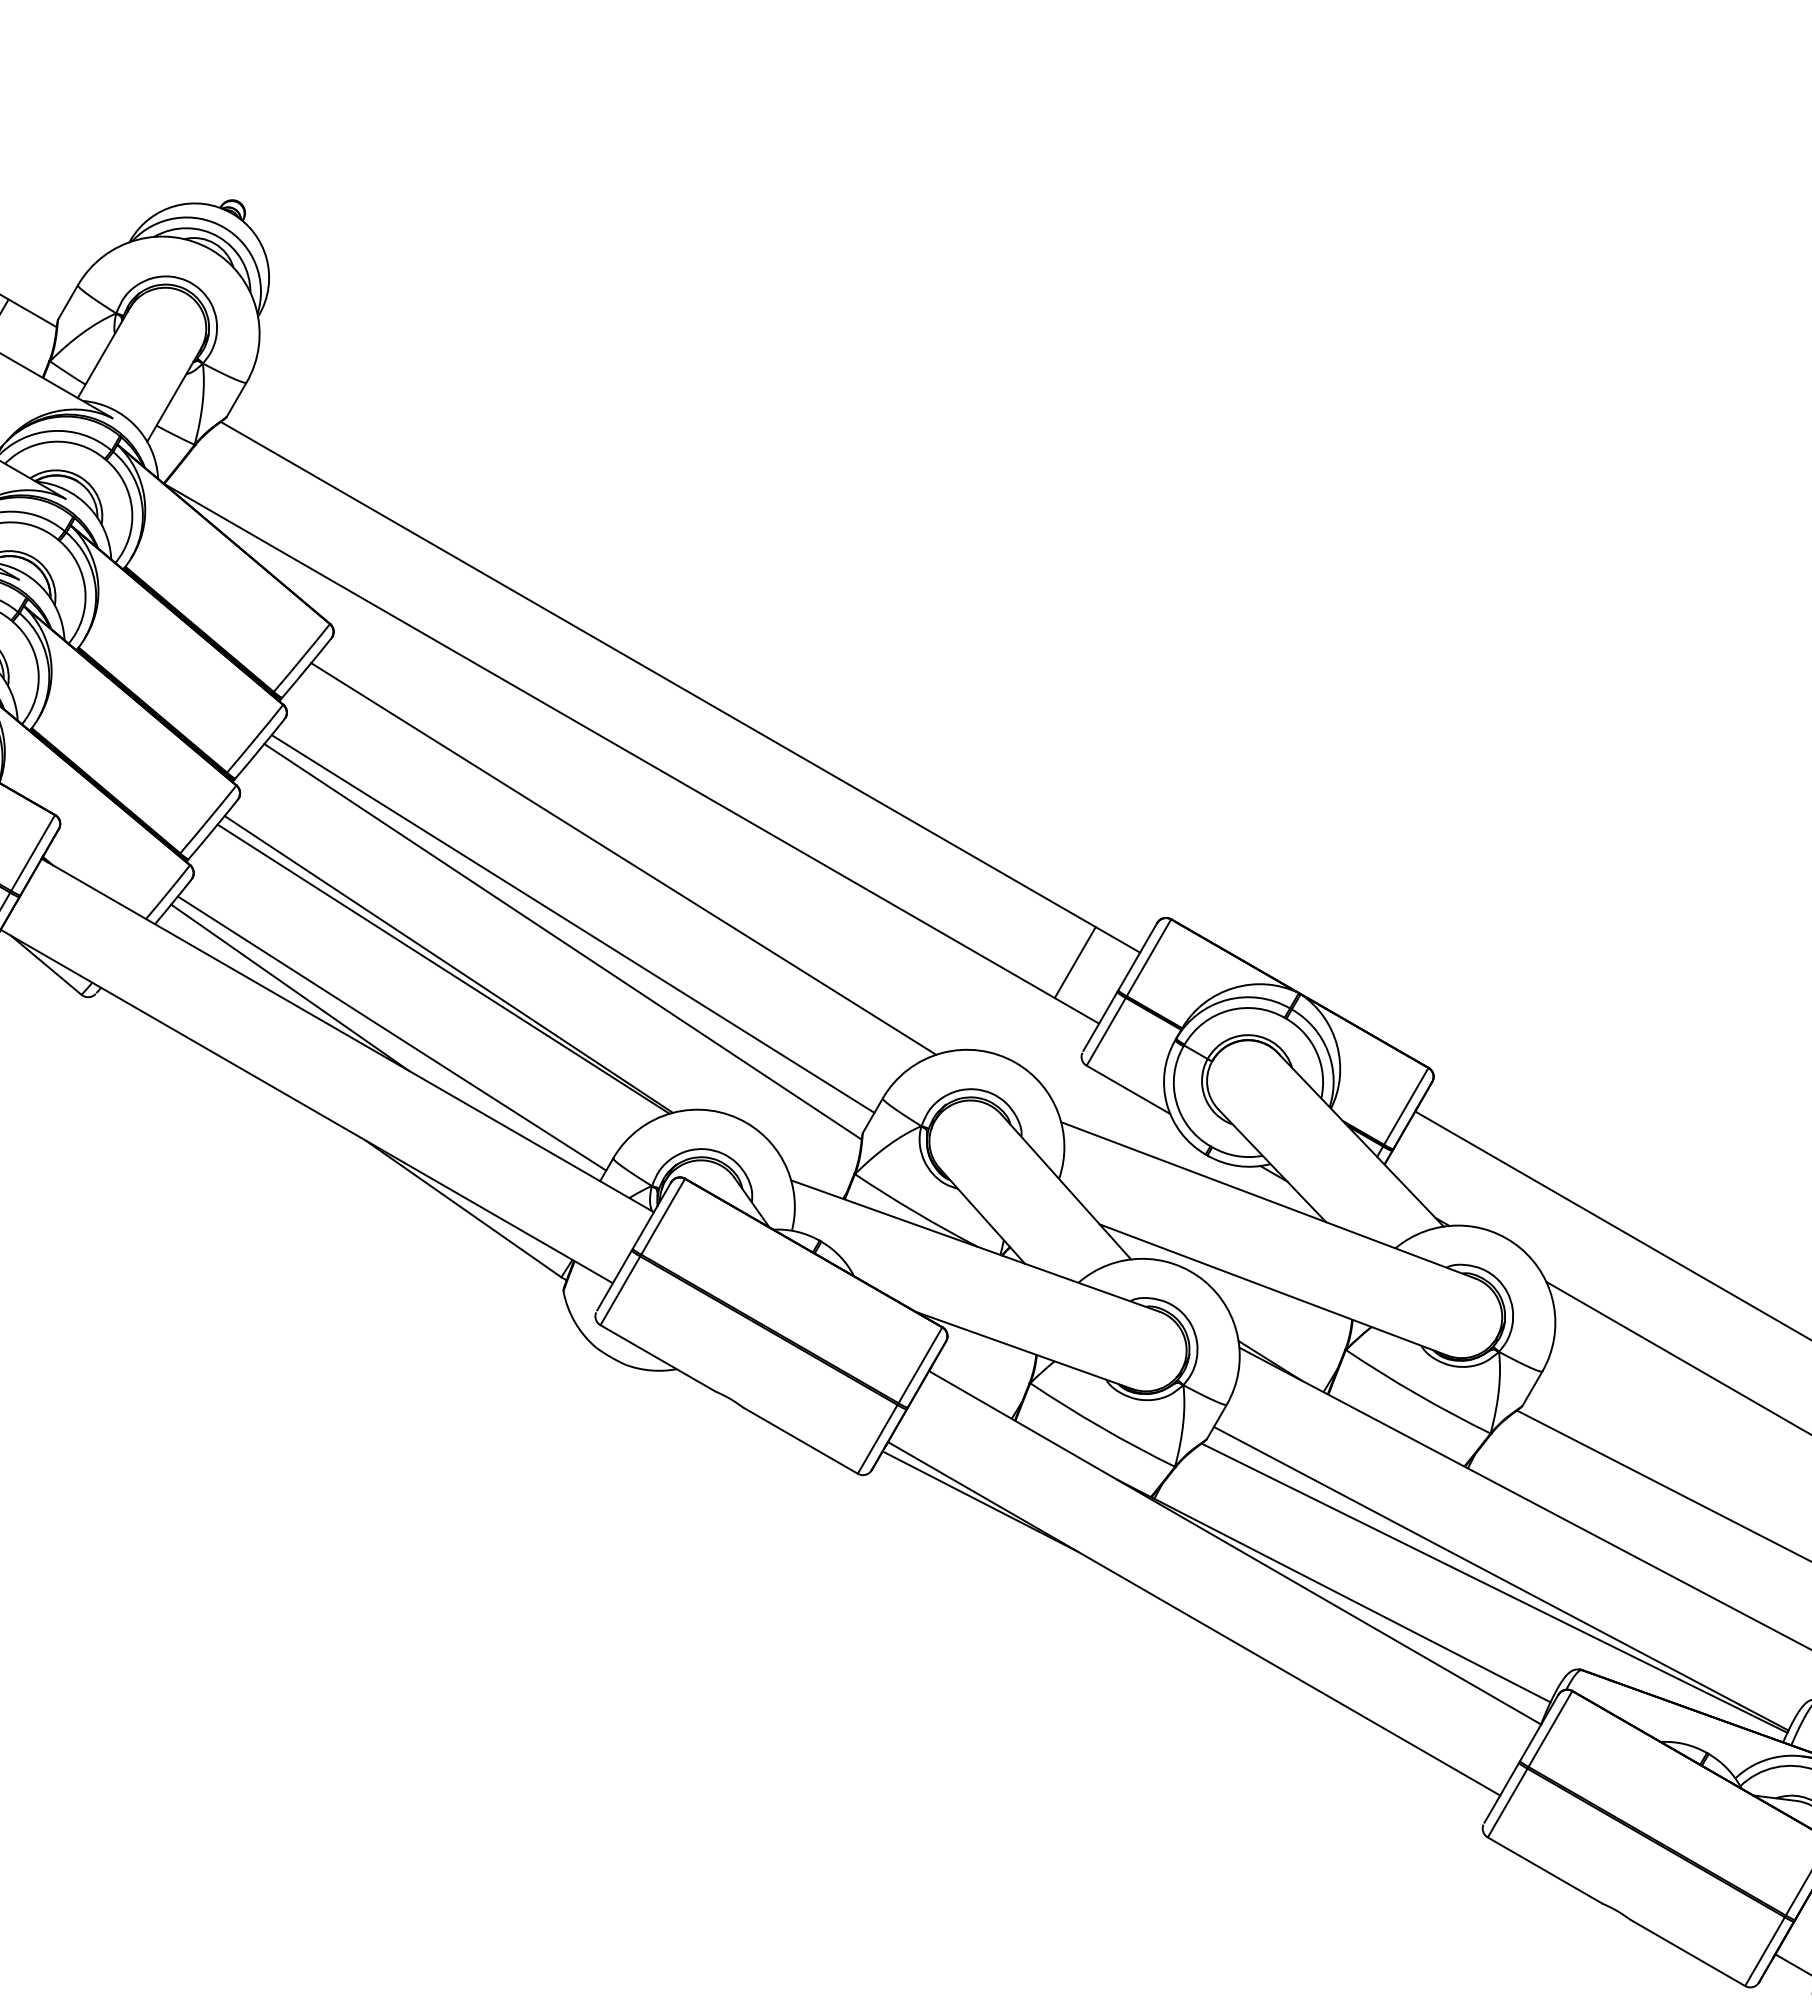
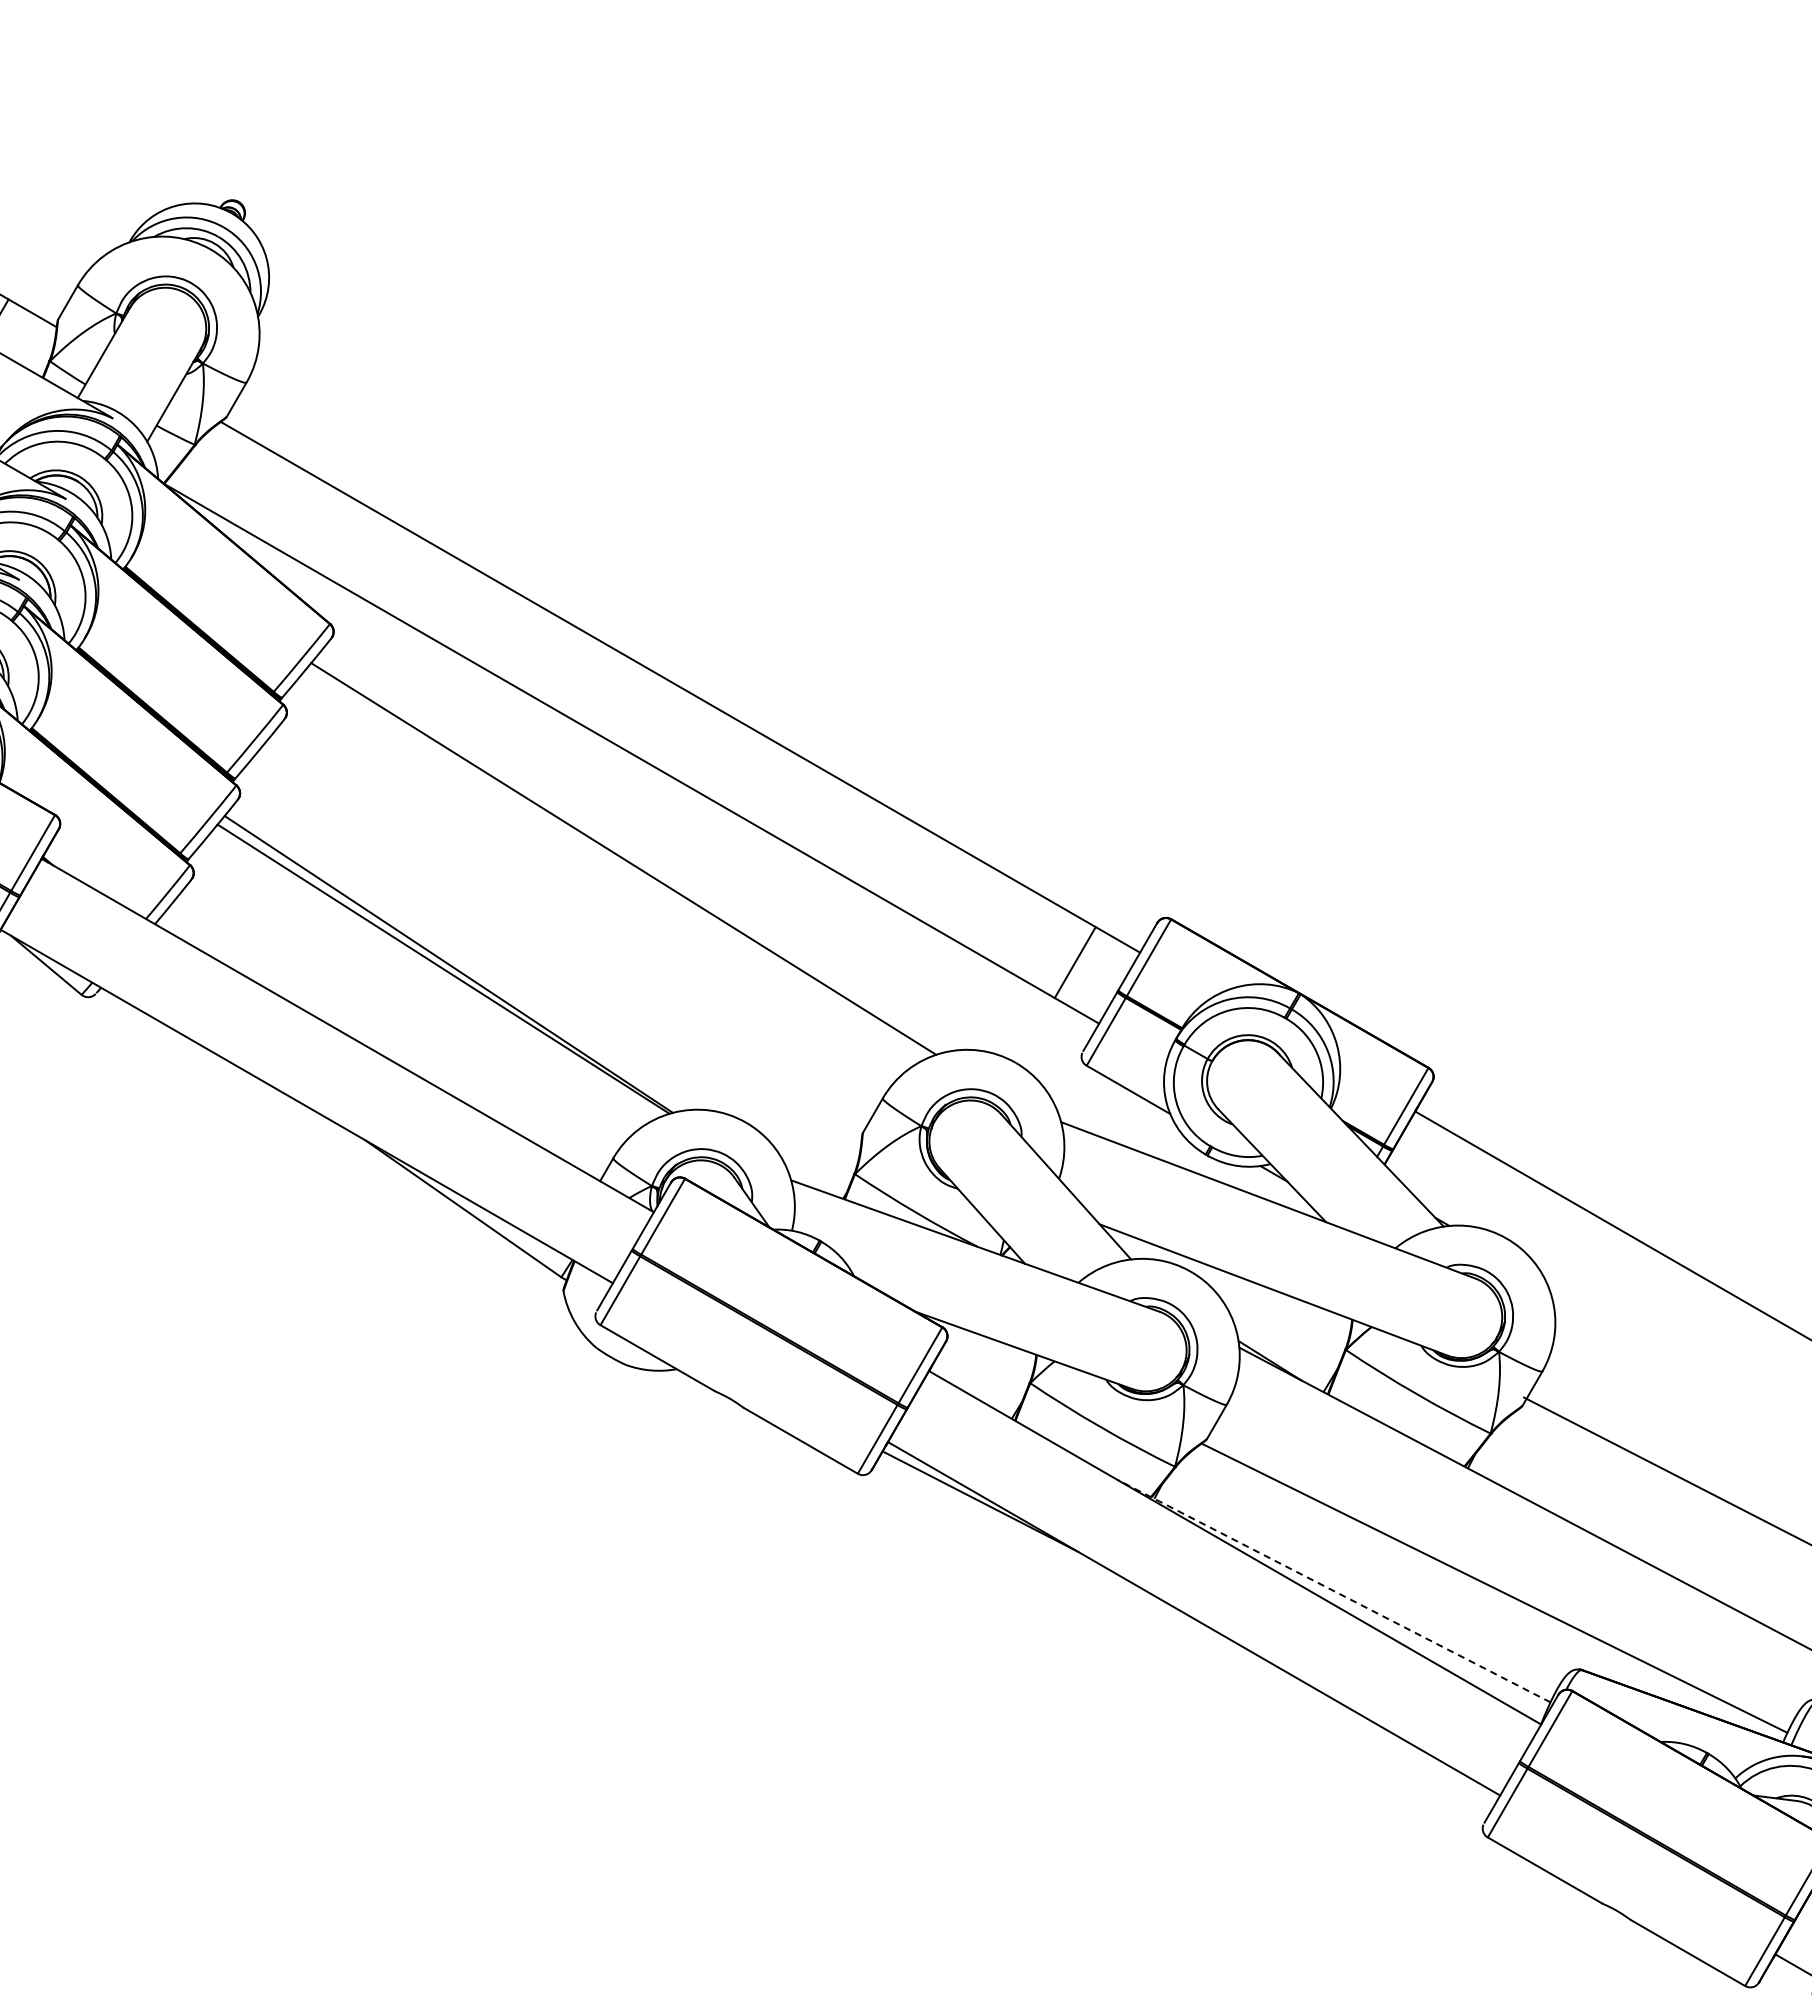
line: present -> none (572, 923)
line: present -> none (562, 941)
line: present -> none (290, 987)
line: present -> none (391, 1033)
line: present -> none (1677, 1357)
line position: (1662, 1485) -> (1666, 1470) (1666, 1470)
line: present -> none (1500, 1578)
line: solid -> dashed (1333, 1590)
